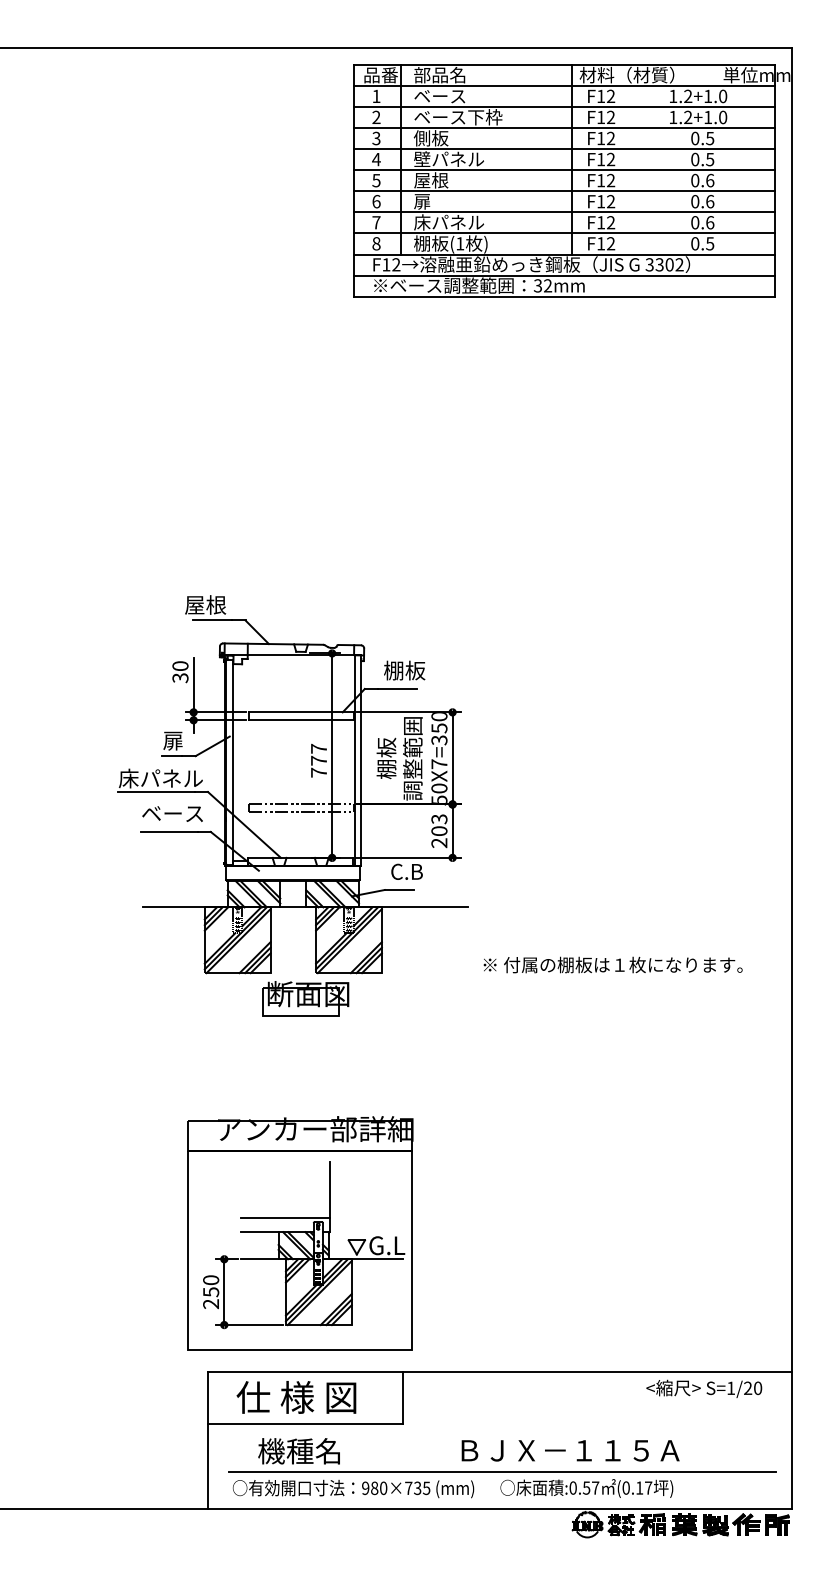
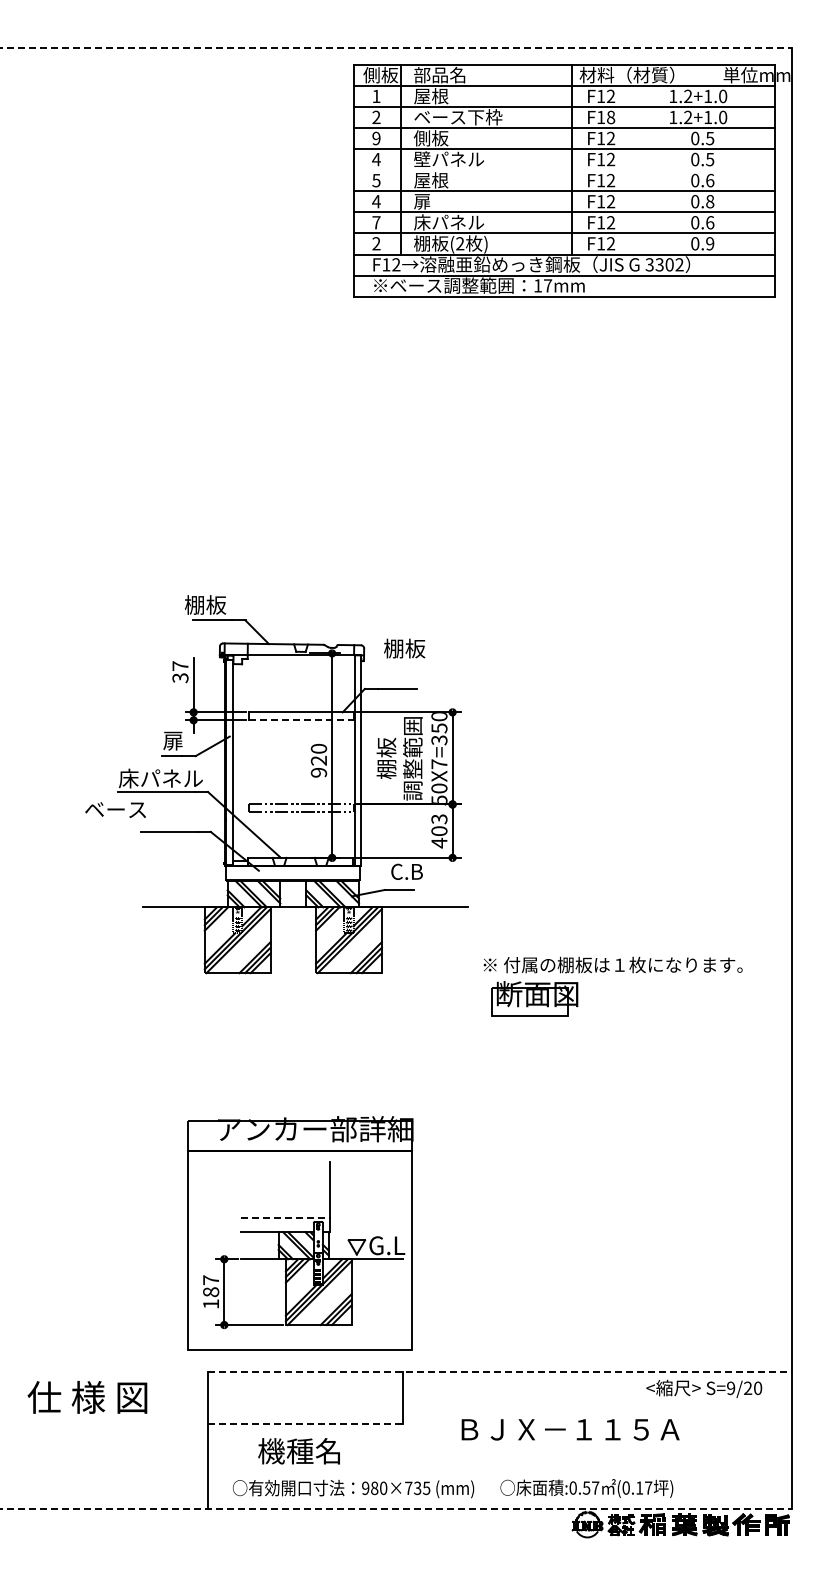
line: solid -> dashed (396, 47)
text: 品番 -> 側板 (380, 75)
text: ベース -> 屋根 (439, 96)
text: F12 -> F18 (611, 117)
text: 3 -> 9 (376, 138)
line: present -> none (563, 170)
text: 6 -> 4 (376, 201)
text: 0.6 -> 0.8 (710, 201)
text: 8 -> 2 (376, 243)
text: (1 -> (2 (460, 243)
text: 0.5 -> 0.9 (710, 243)
text: 32mm -> 17mm (542, 285)
text: 屋根 -> 棚板 (205, 604)
text: 30 -> 37 (180, 665)
text position: (404, 670) -> (404, 648) (404, 648)
line: solid -> dashed (301, 720)
text: 777 -> 920 (318, 760)
text position: (172, 813) -> (115, 809) (115, 809)
text: 203 -> 403 (439, 842)
part position: (305, 998) -> (534, 998) (534, 998)
line: solid -> dashed (285, 1217)
text: 250 -> 187 (211, 1292)
line: solid -> dashed (500, 1371)
text: S=1/20 -> S=9/20 (731, 1388)
text position: (296, 1397) -> (87, 1397) (87, 1397)
line: solid -> dashed (305, 1424)
text position: (570, 1450) -> (570, 1429) (570, 1429)
line: present -> none (502, 1472)
line: solid -> dashed (396, 1508)
